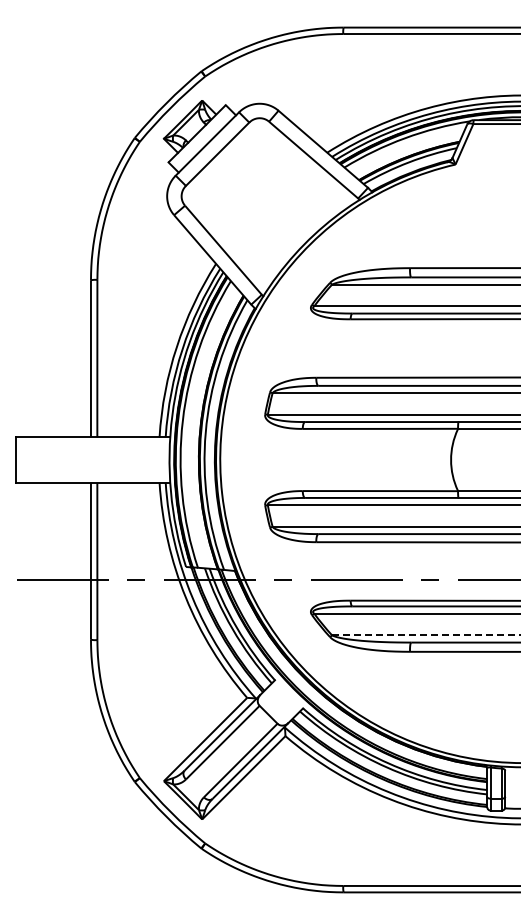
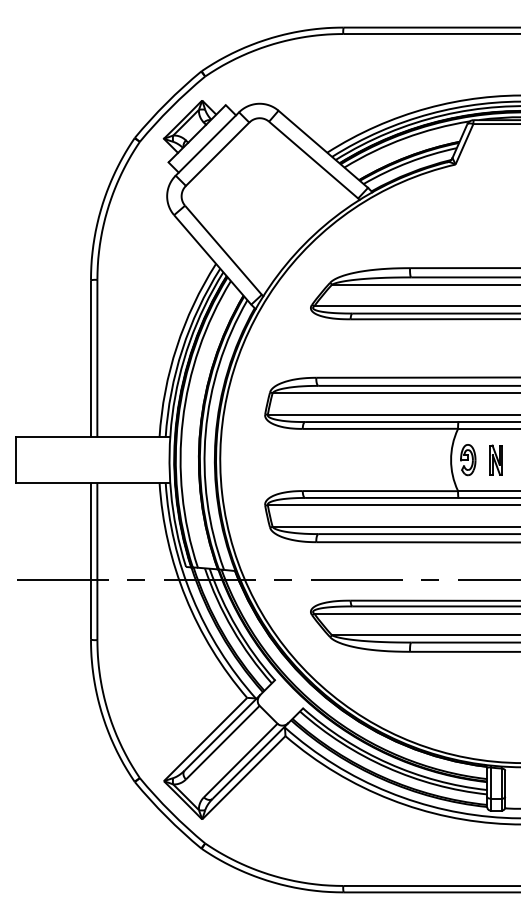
part: none -> present (495, 459)
part: none -> present (468, 460)
line: dashed -> solid (426, 635)
